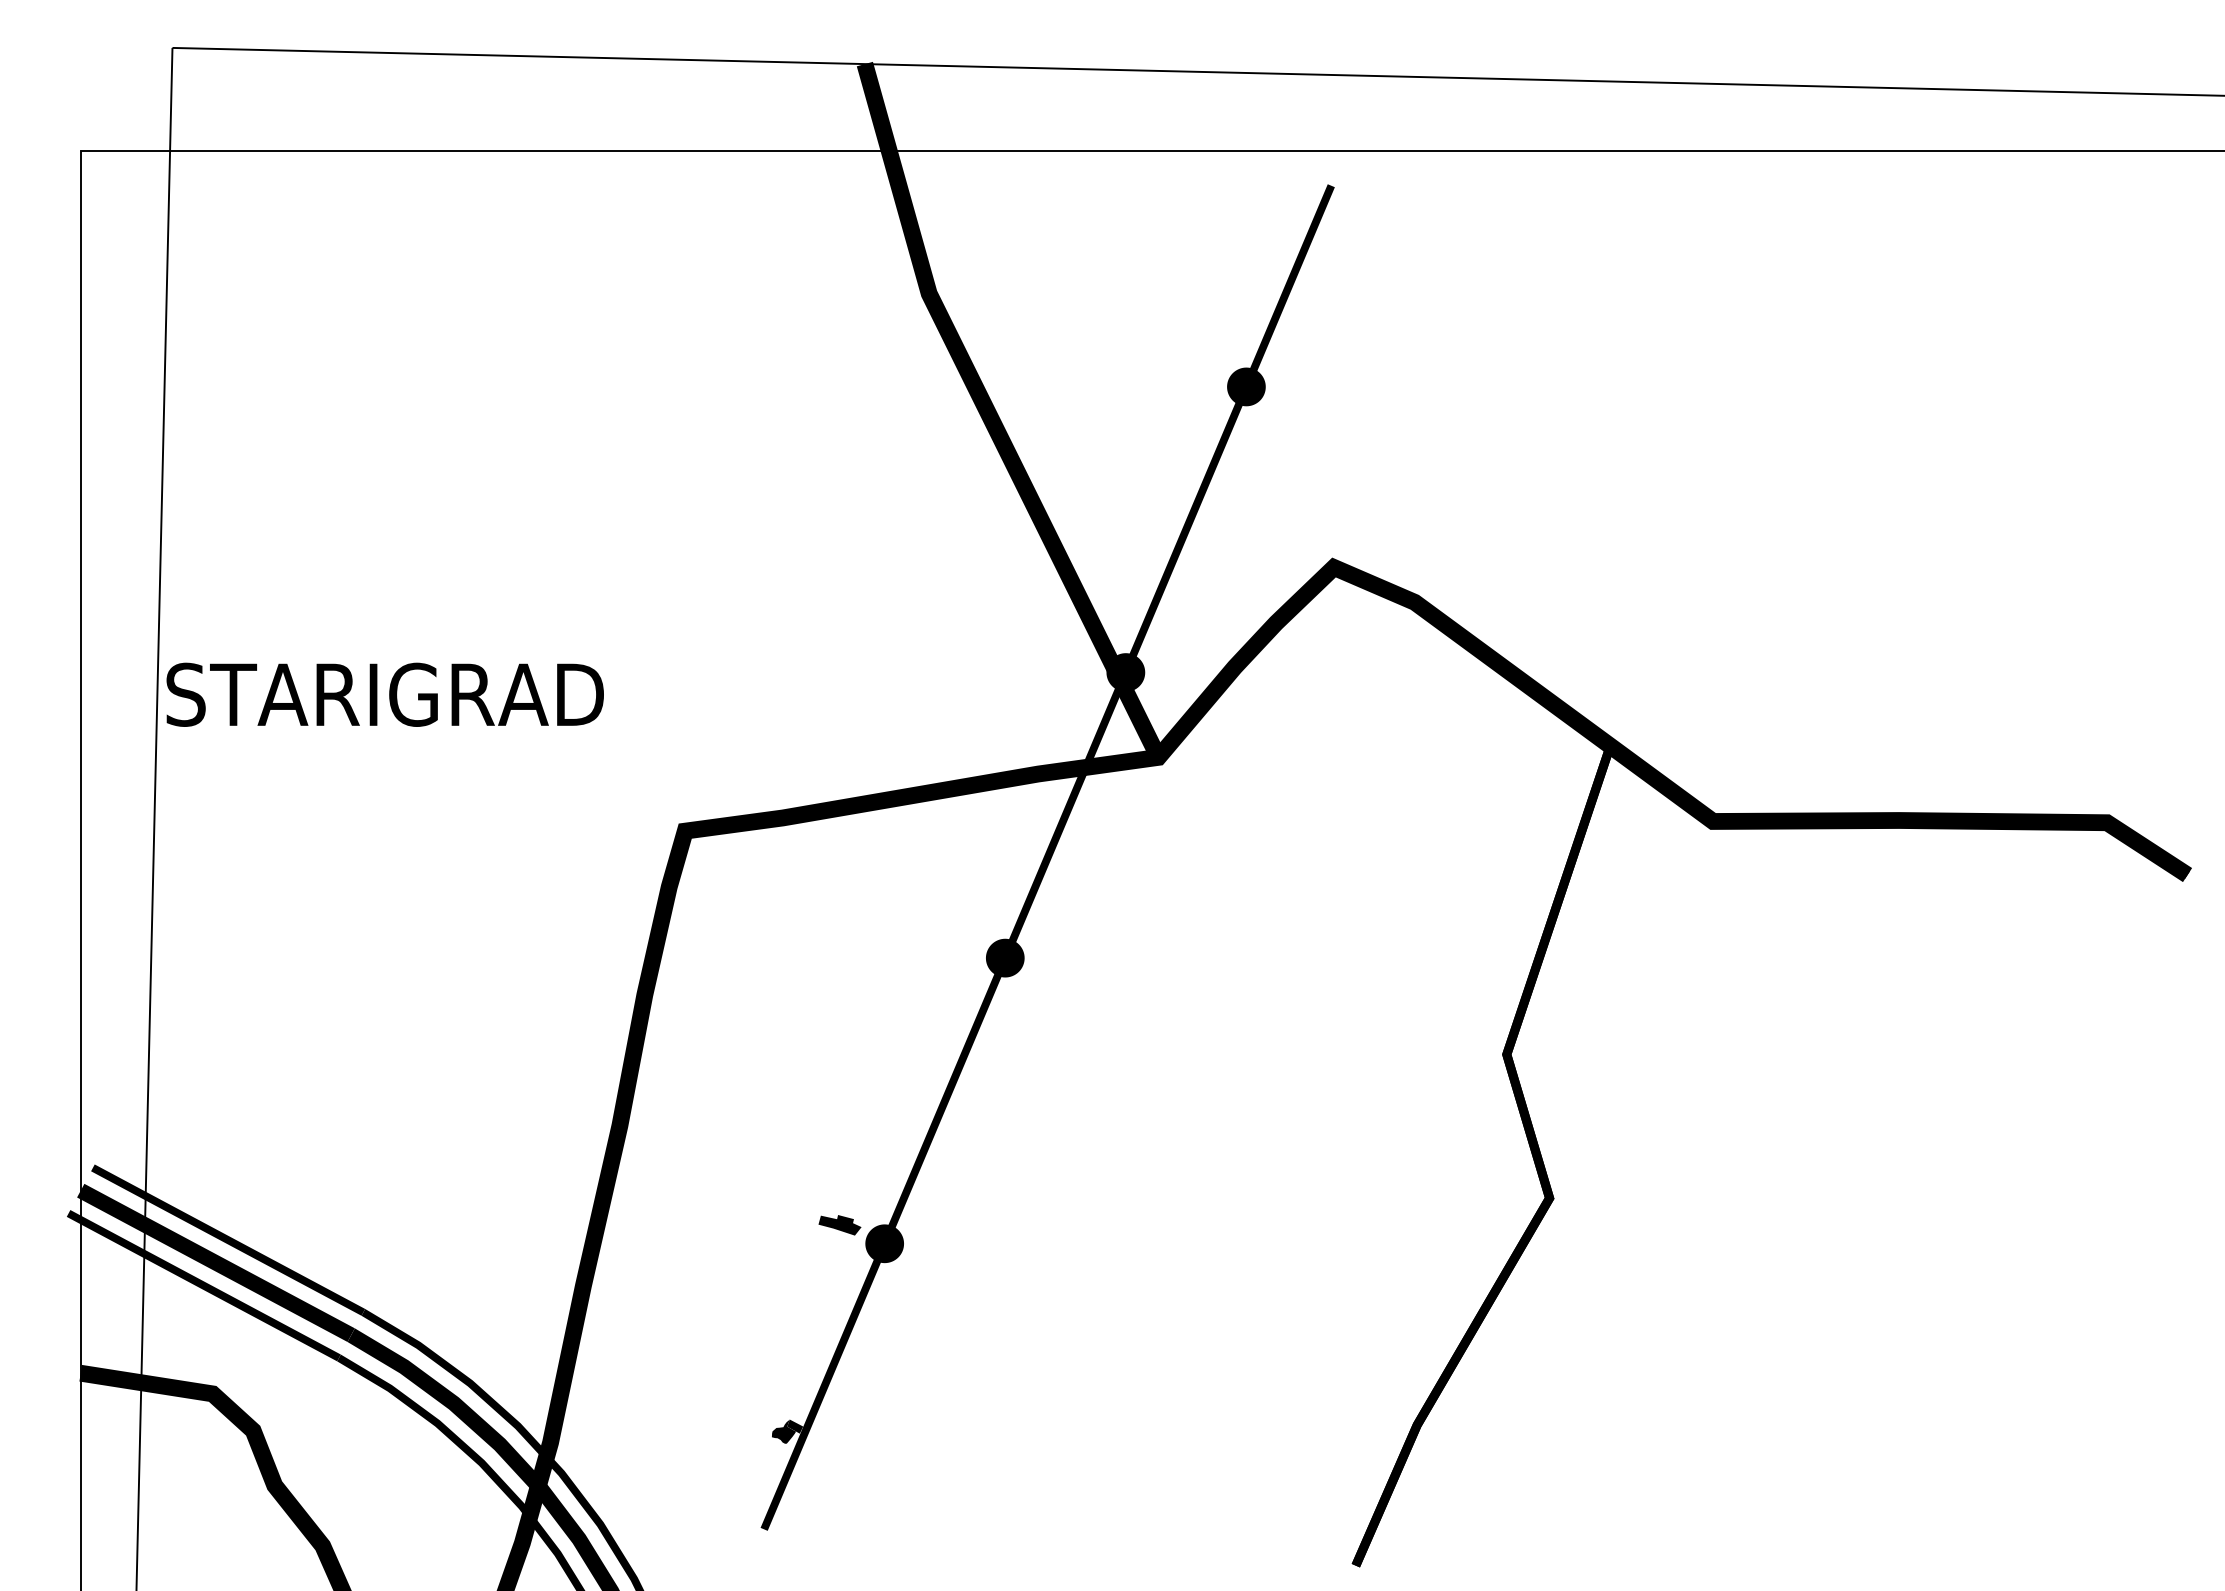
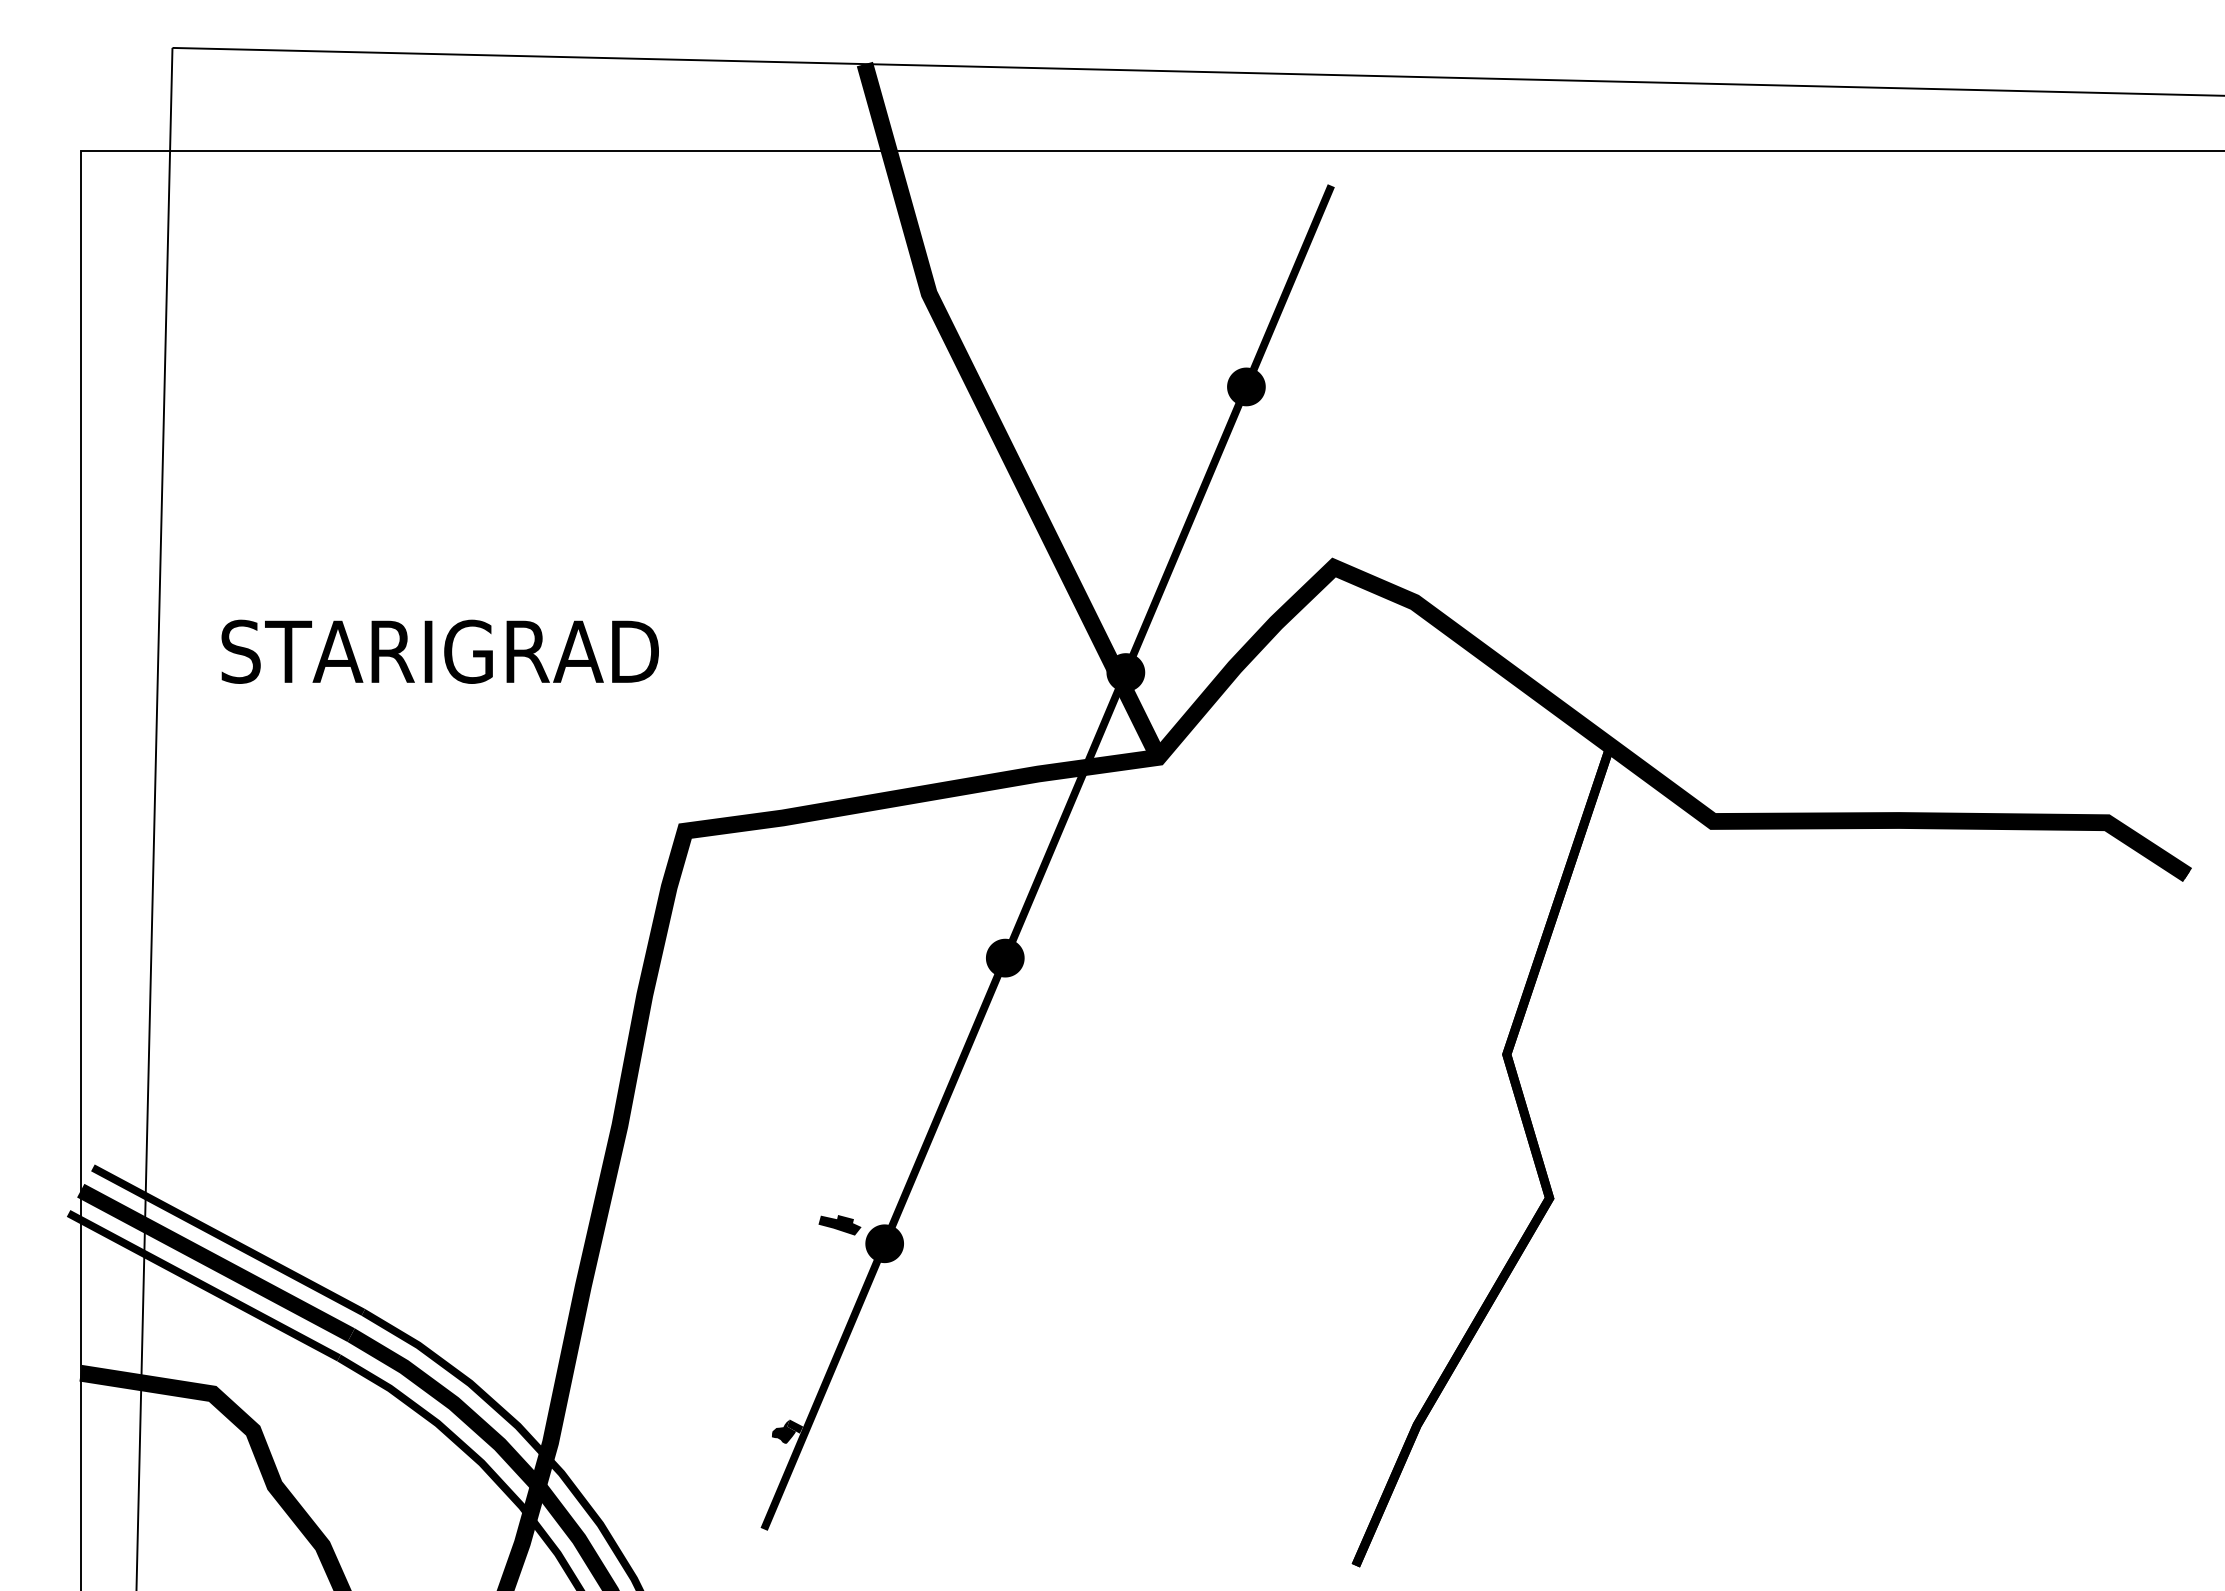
text position: (384, 694) -> (439, 651) (439, 651)
